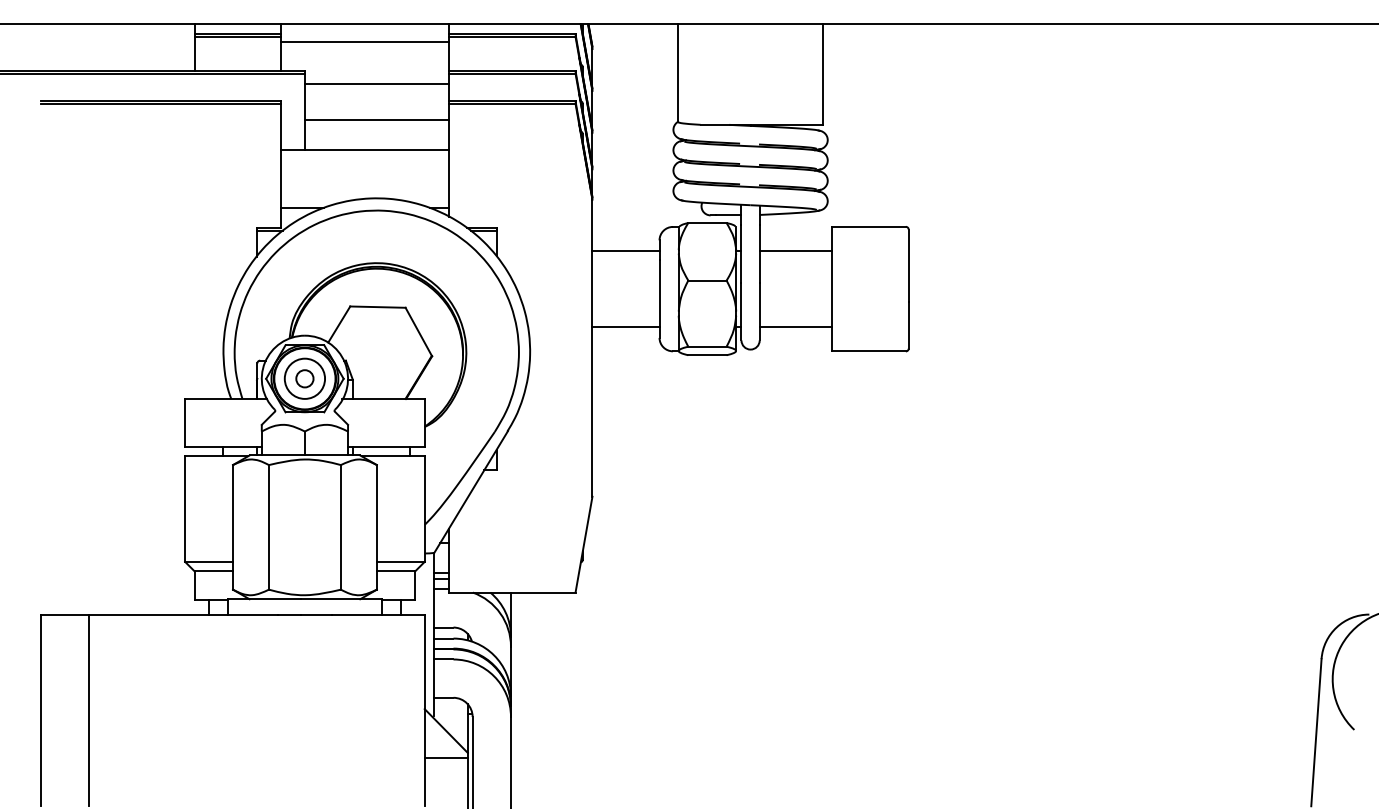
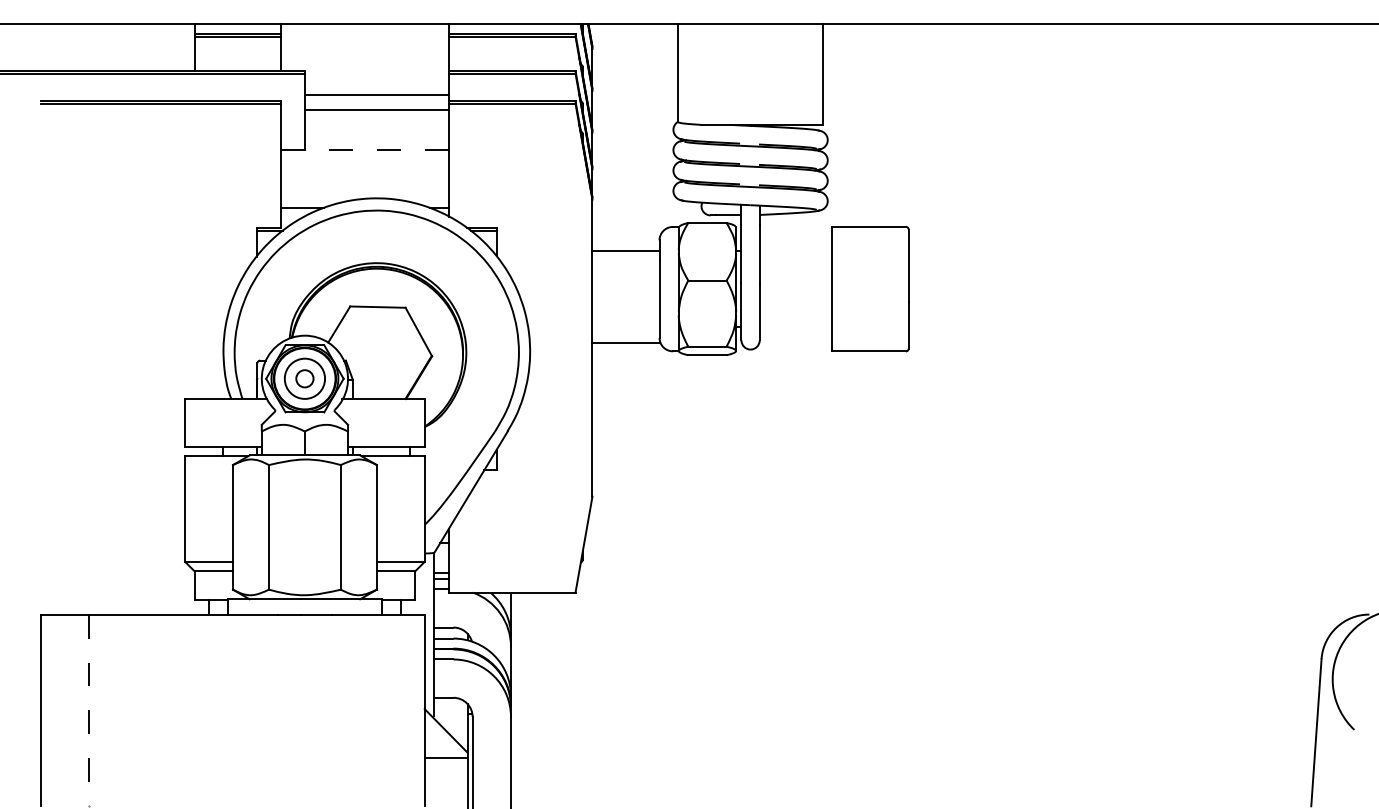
line: present -> none (364, 41)
line position: (376, 83) -> (376, 94) (376, 94)
line position: (376, 120) -> (376, 110) (376, 110)
line: solid -> dashed (364, 150)
line: present -> none (795, 250)
line position: (625, 327) -> (625, 343) (625, 343)
line: present -> none (795, 327)
line: solid -> dashed (89, 710)
